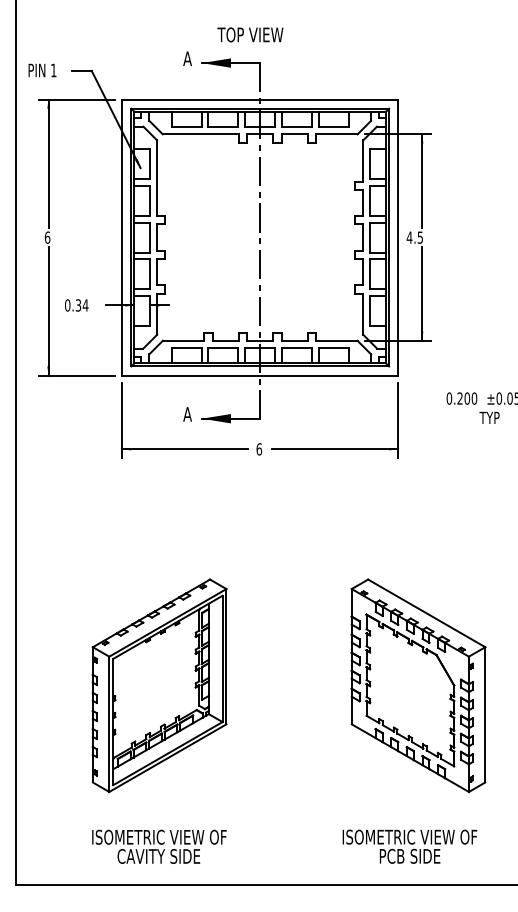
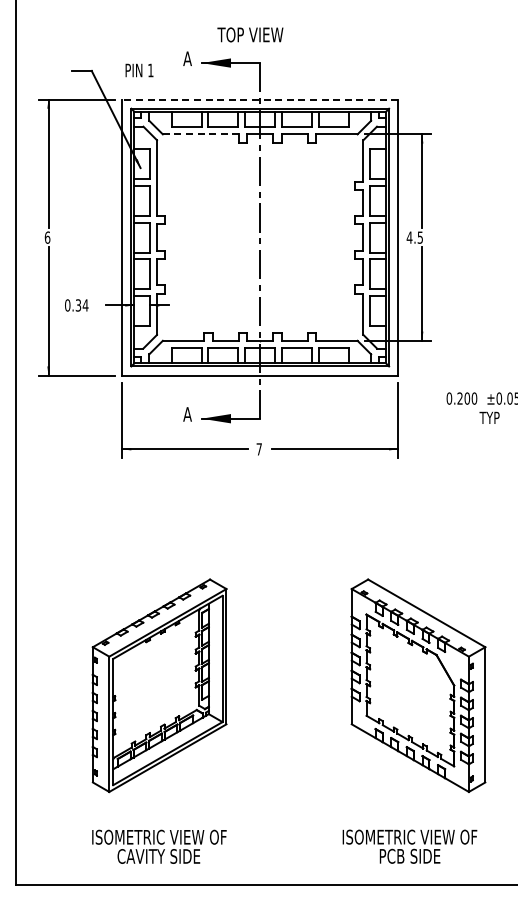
text position: (42, 70) -> (139, 70) (139, 70)
line: solid -> dashed (259, 99)
line: solid -> dashed (200, 134)
text: 6 -> 7 (259, 449)
